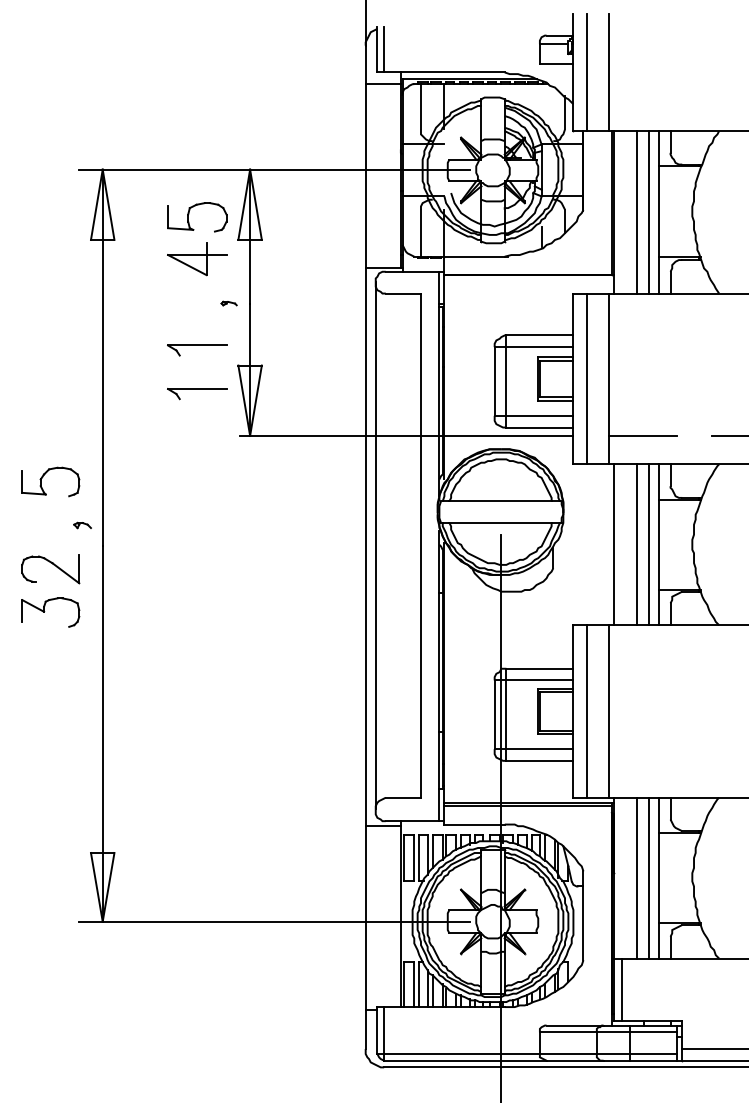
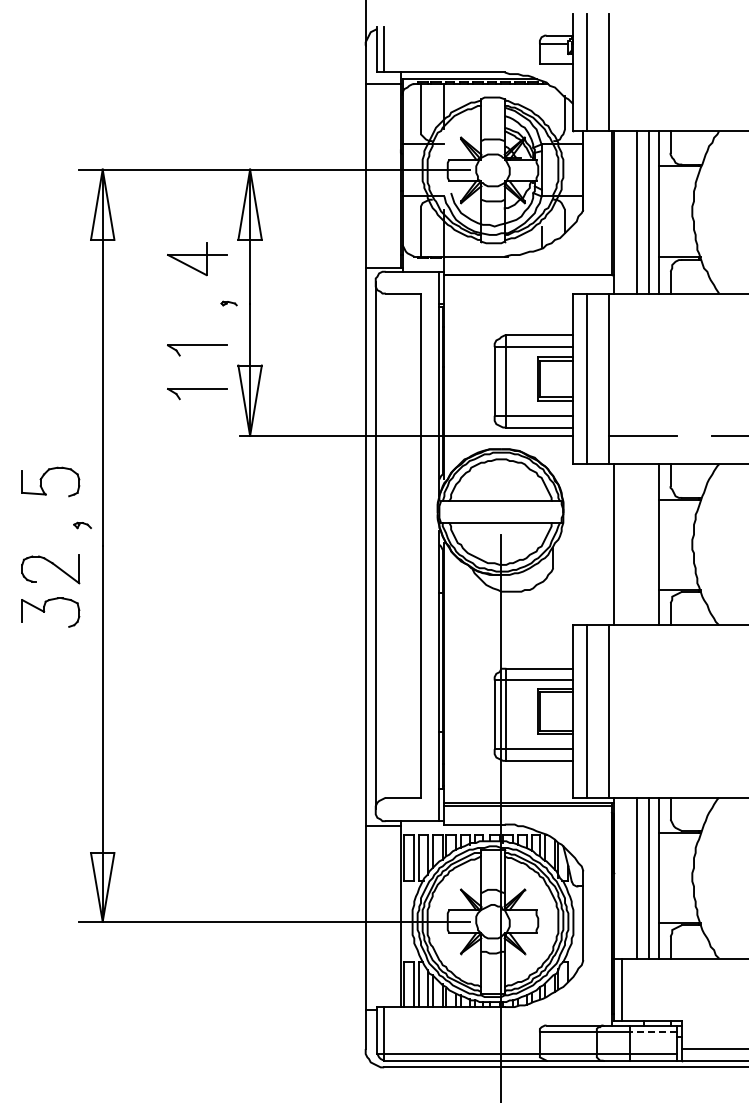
part: present -> none (189, 214)
line: present -> none (637, 544)
line: present -> none (648, 544)
line: solid -> dashed (653, 1032)
